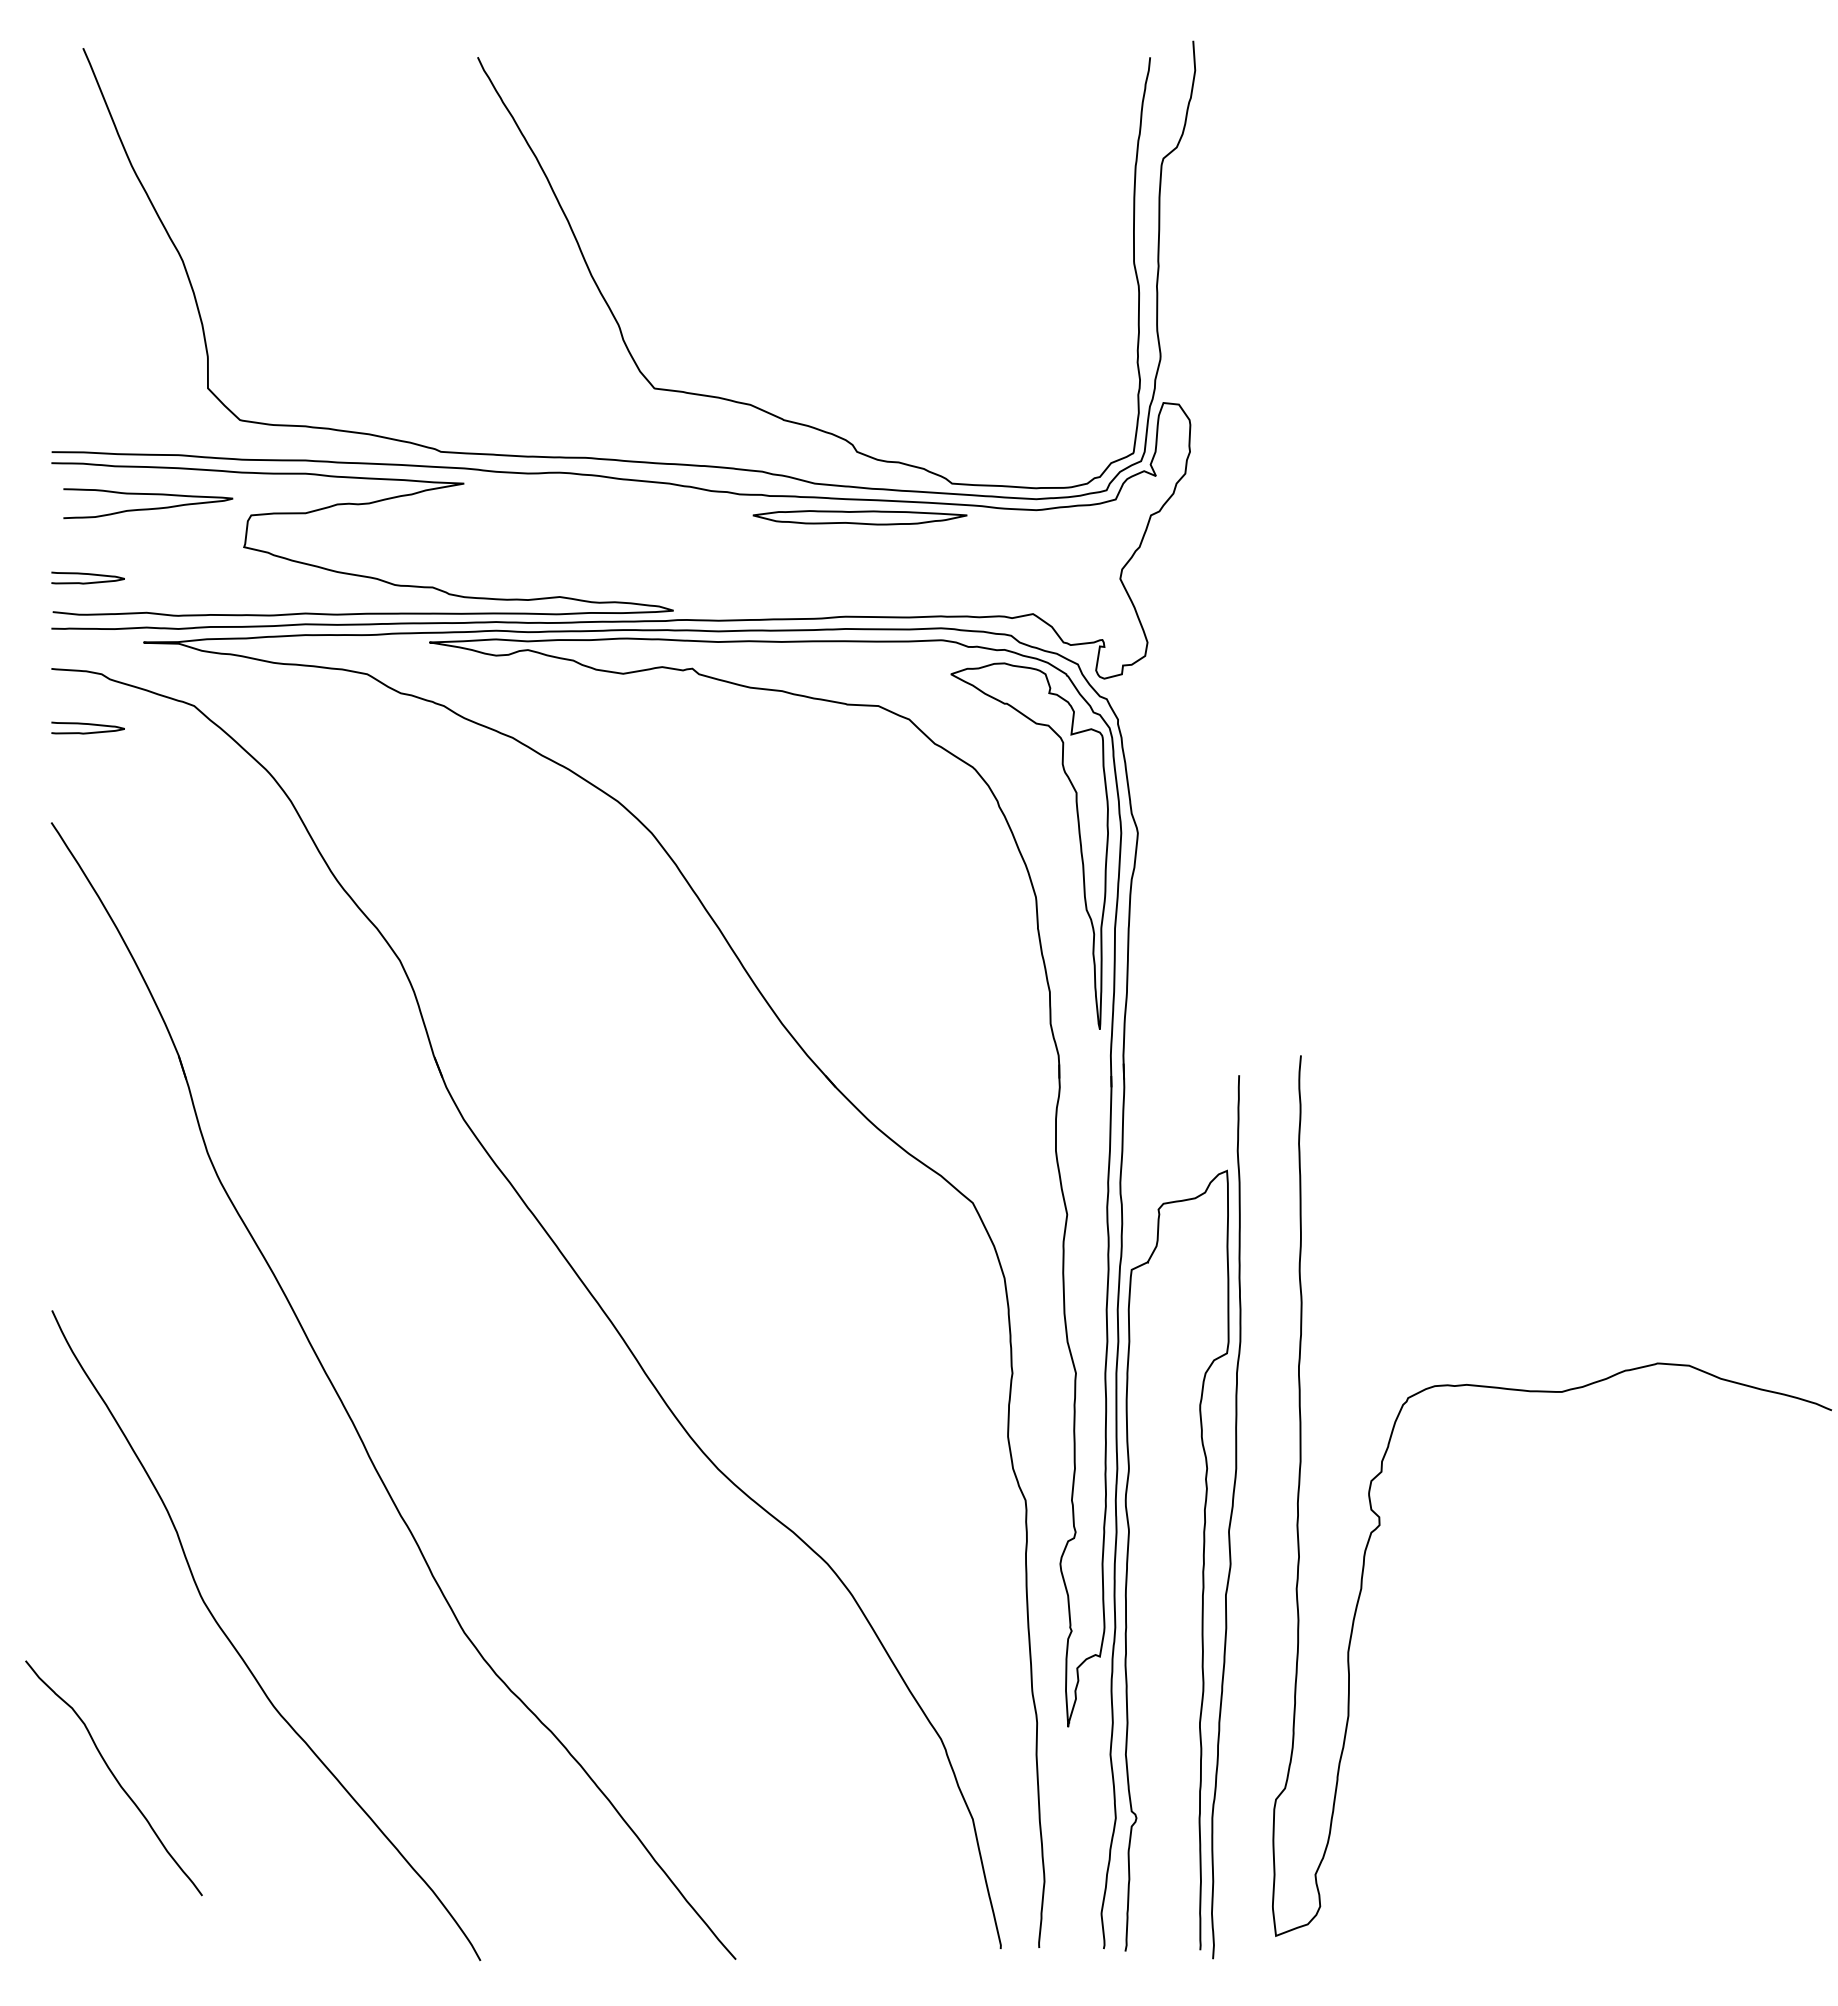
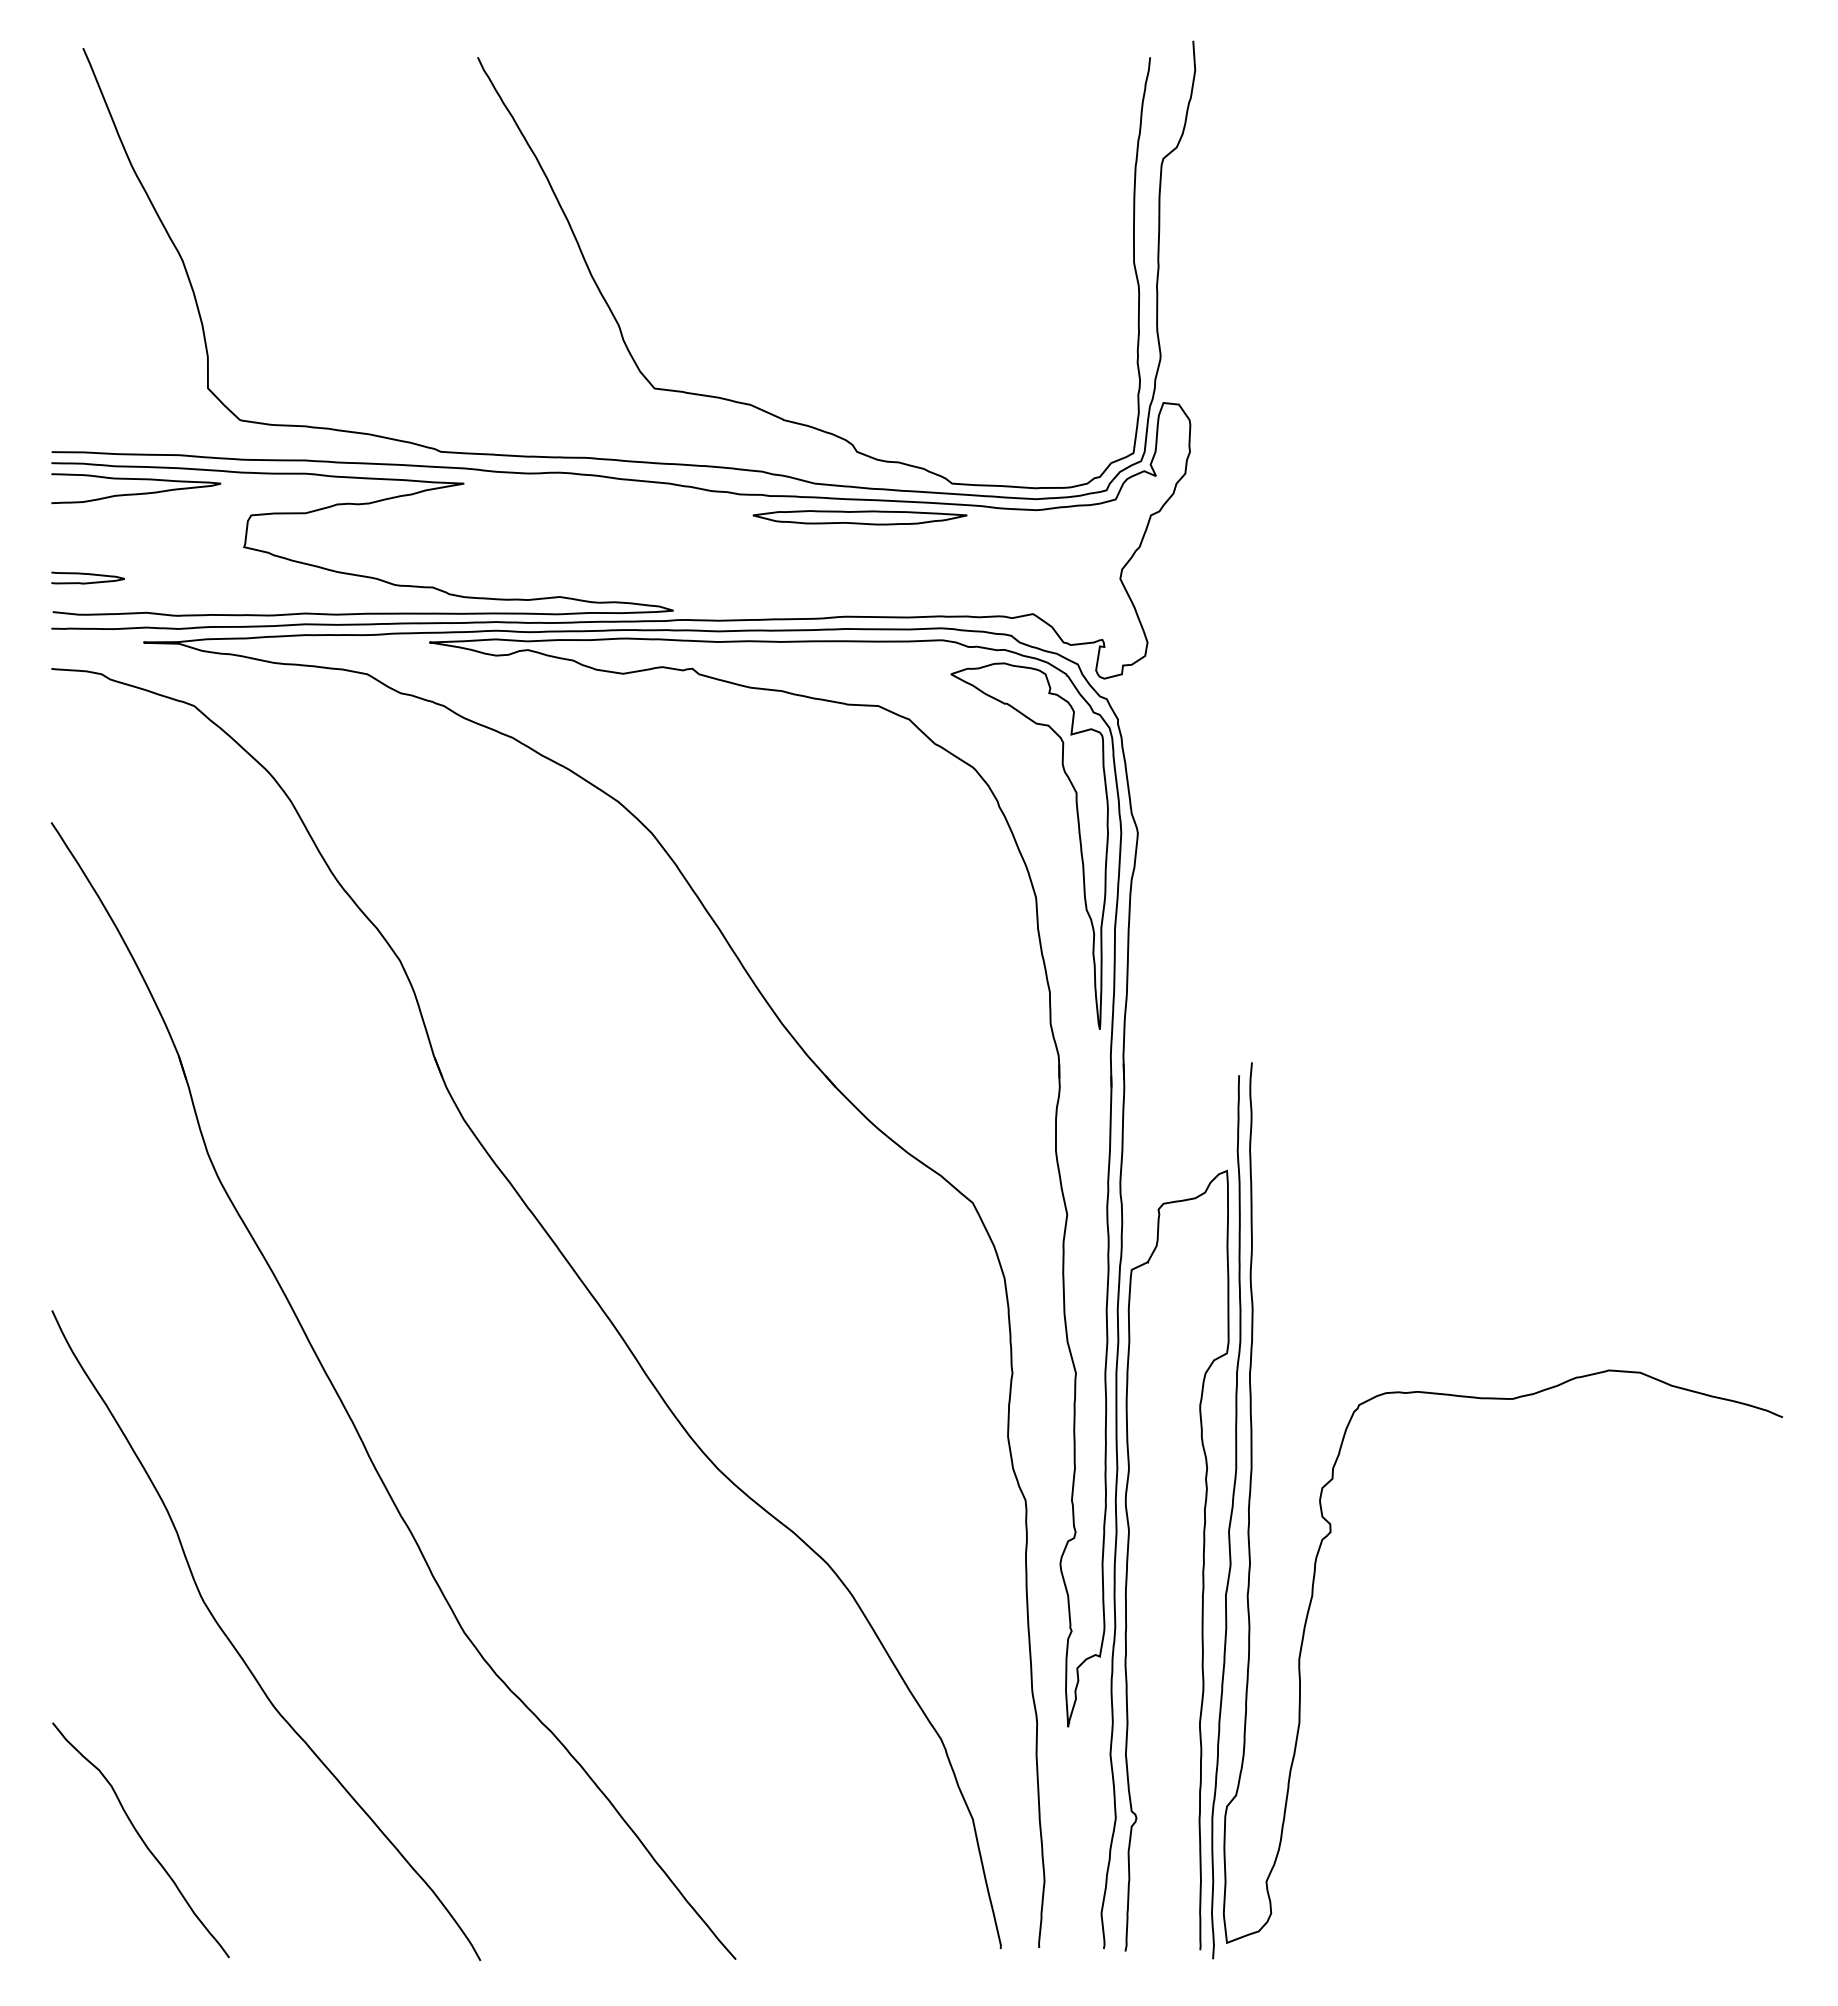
curve position: (148, 508) -> (136, 493) (136, 493)
curve: present -> none (89, 725)
curve position: (1551, 1392) -> (1502, 1399) (1502, 1399)
curve position: (113, 1777) -> (140, 1839) (140, 1839)
